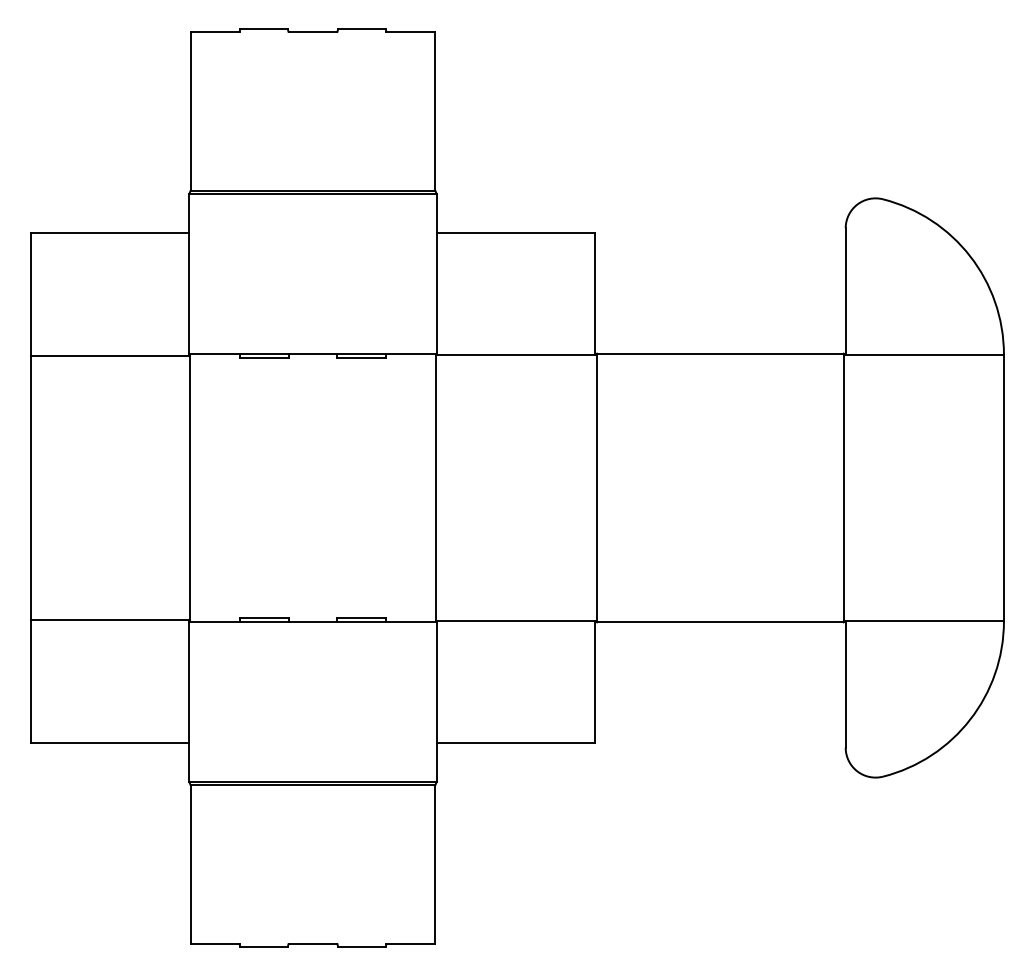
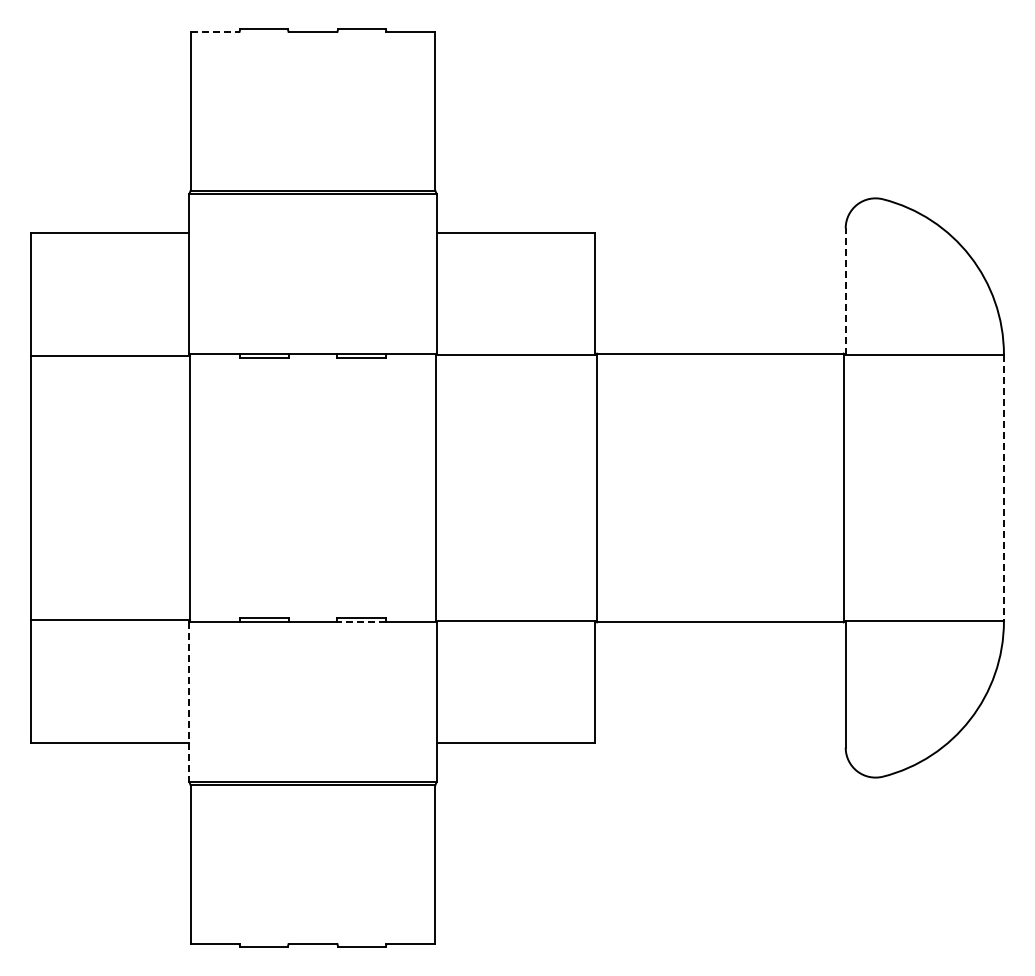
line: solid -> dashed (215, 31)
line: solid -> dashed (845, 290)
line: solid -> dashed (1003, 488)
line: solid -> dashed (361, 622)
line: solid -> dashed (189, 702)
